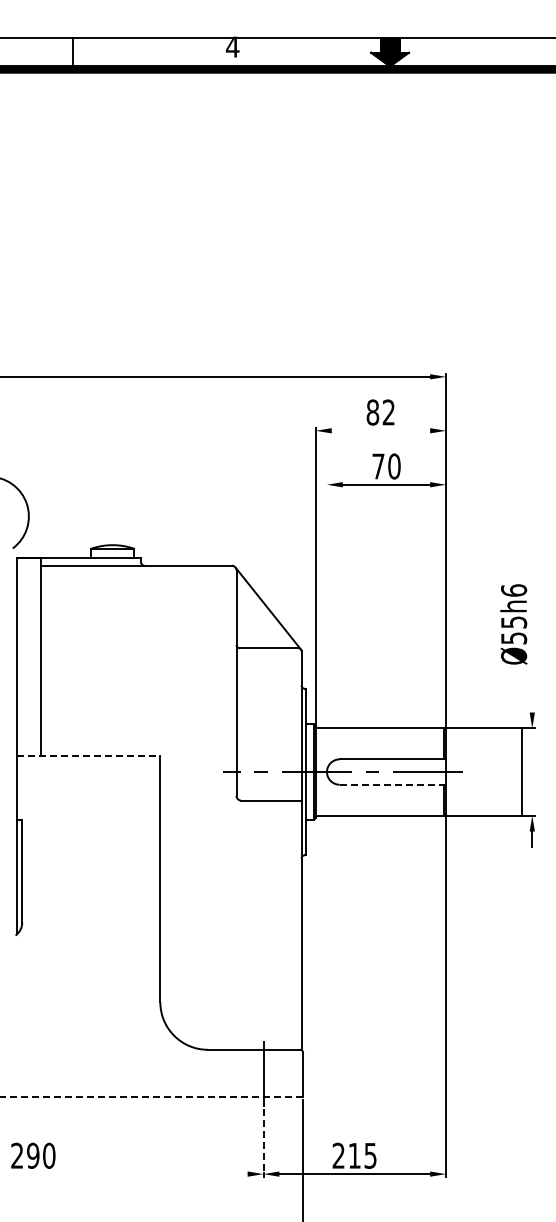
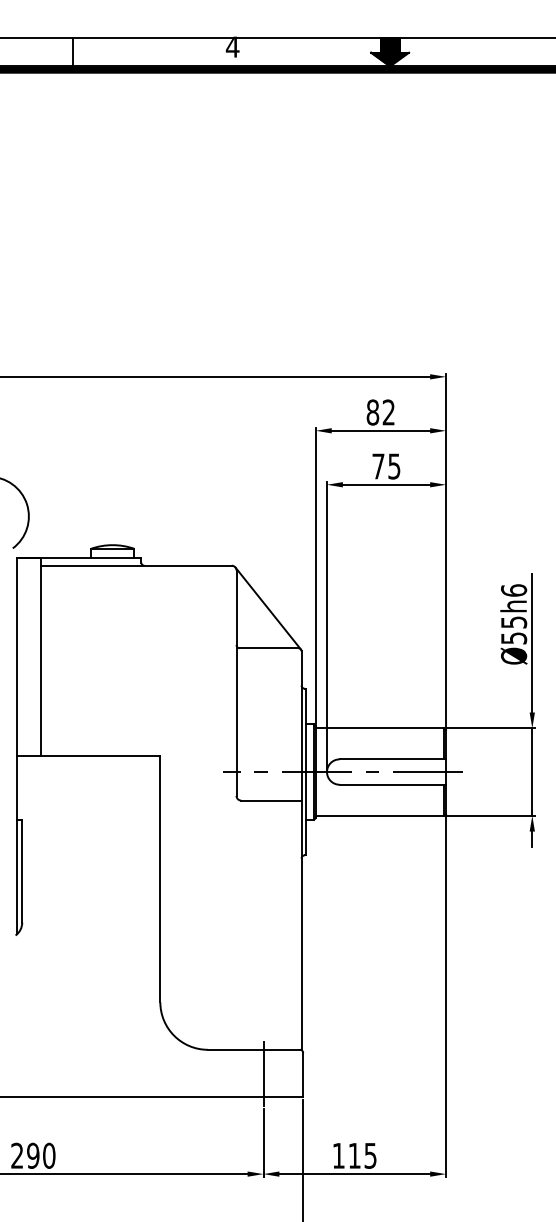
line: none -> present (380, 430)
text: 70 -> 75 (394, 466)
line: none -> present (326, 625)
line: none -> present (532, 643)
line: dashed -> solid (89, 756)
line position: (522, 771) -> (532, 771) (532, 771)
line: dashed -> solid (393, 784)
line: dashed -> solid (151, 1097)
line: dashed -> solid (263, 1143)
text: 215 -> 115 (338, 1155)
line: none -> present (124, 1174)
